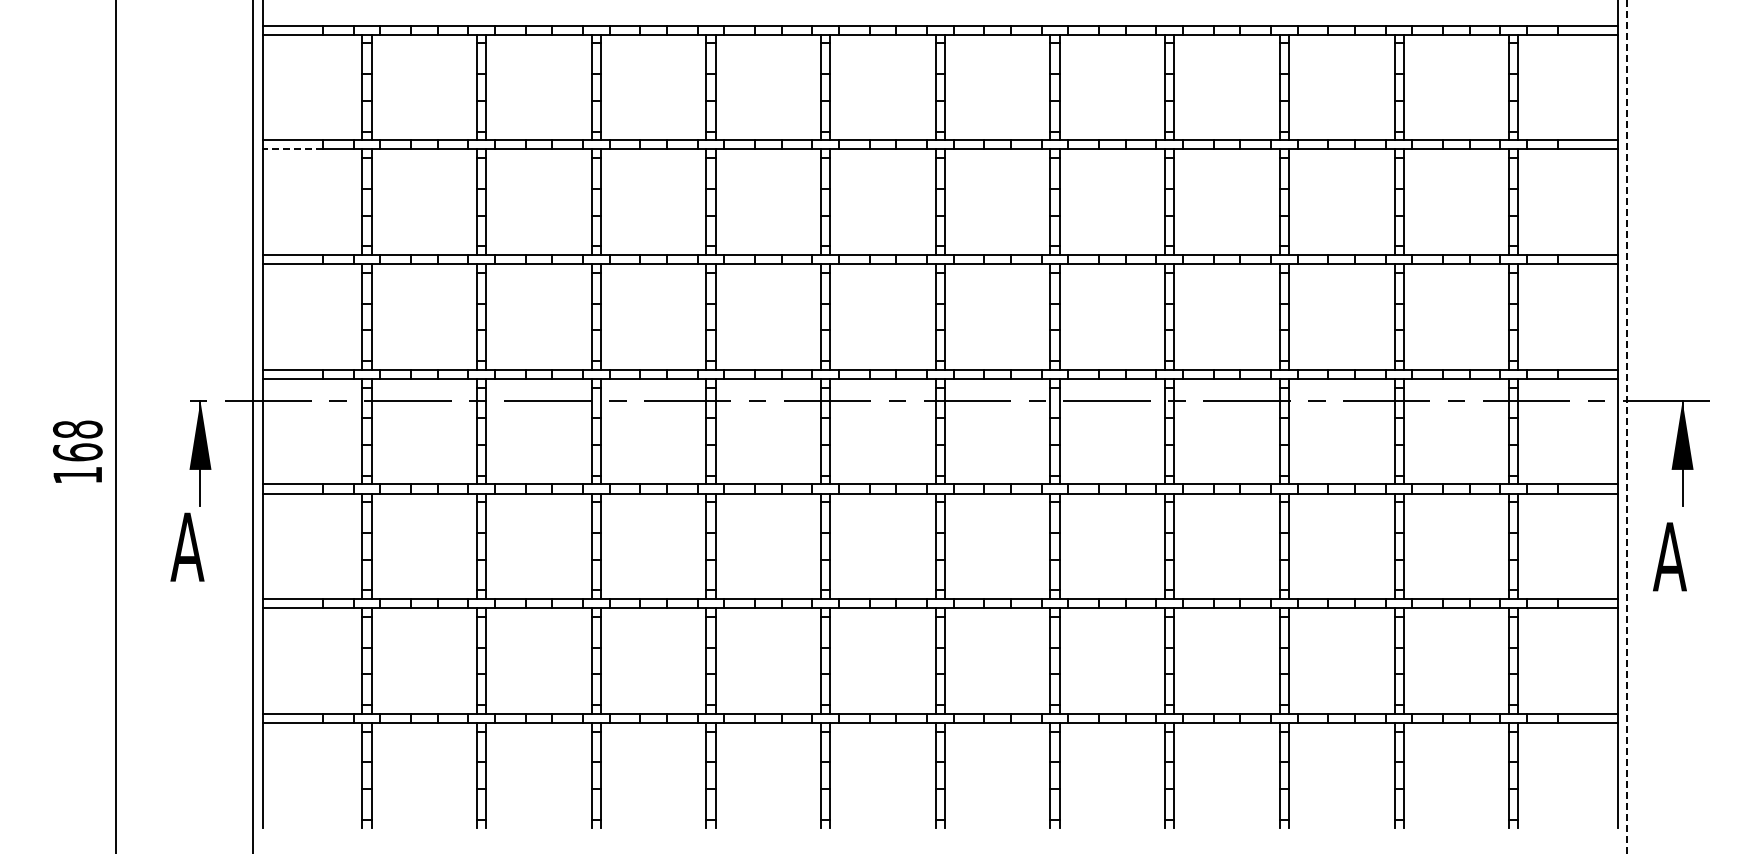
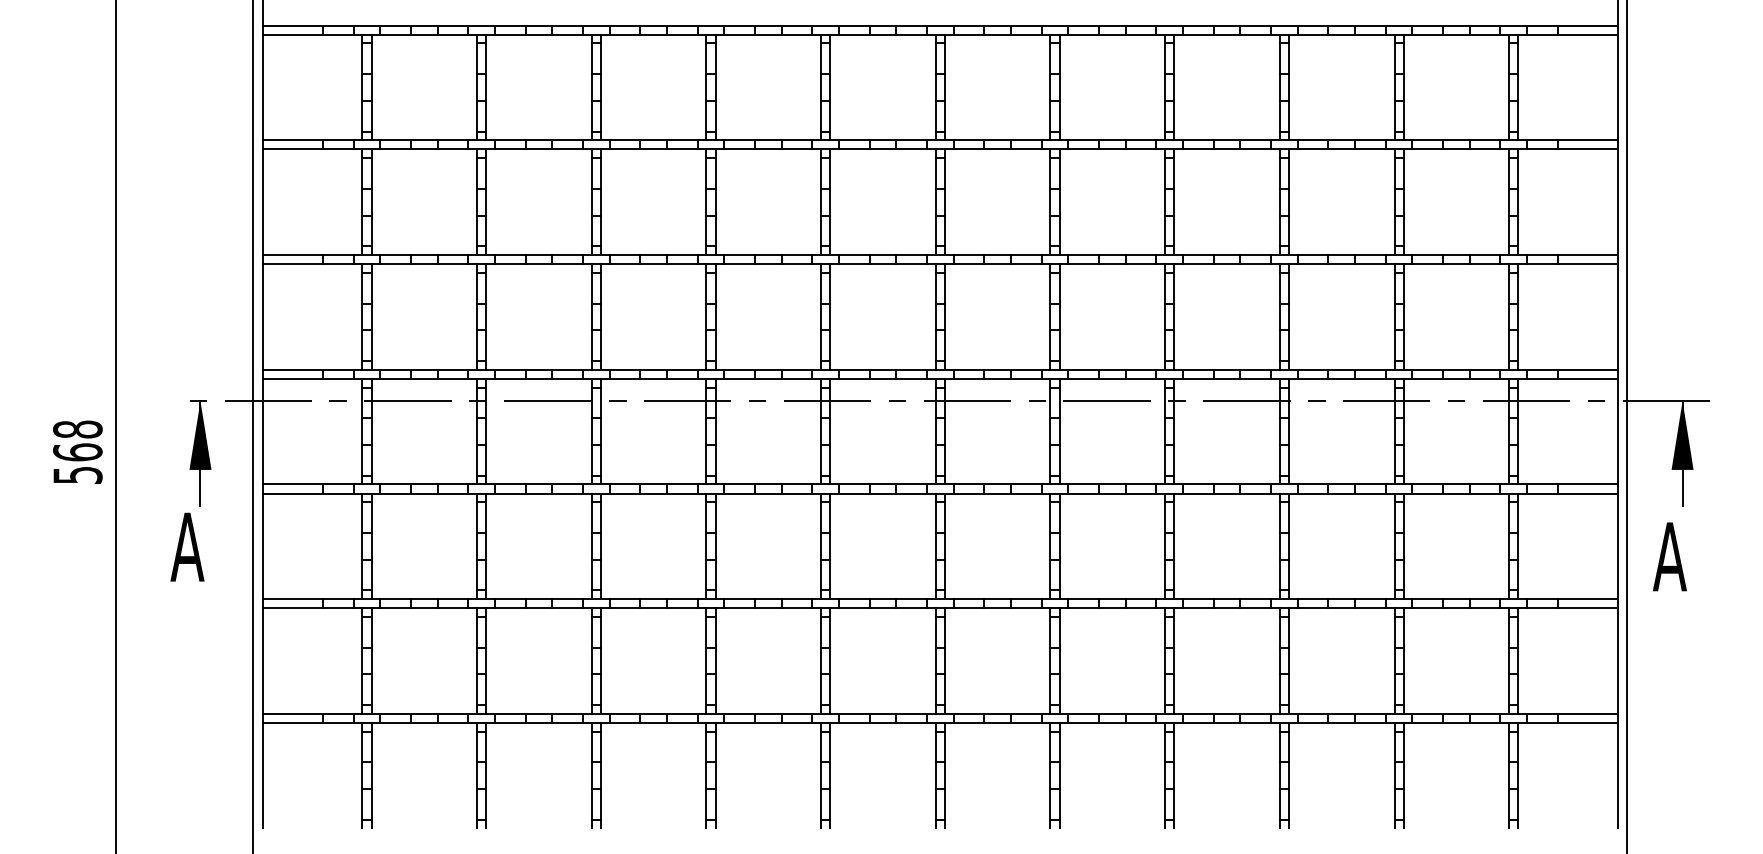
line: dashed -> solid (292, 149)
line: dashed -> solid (1627, 427)
text: 168 -> 568 (77, 475)
